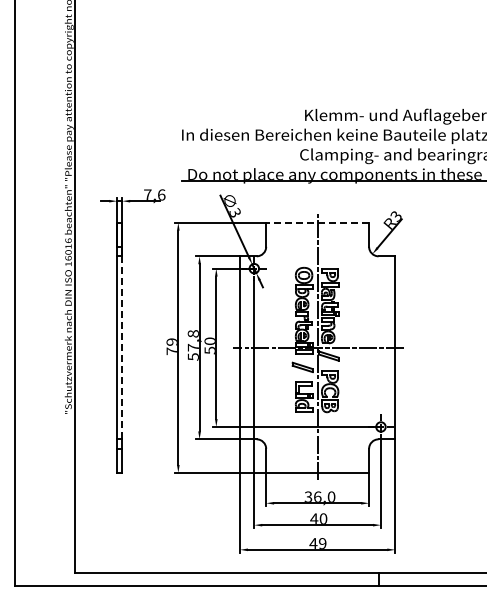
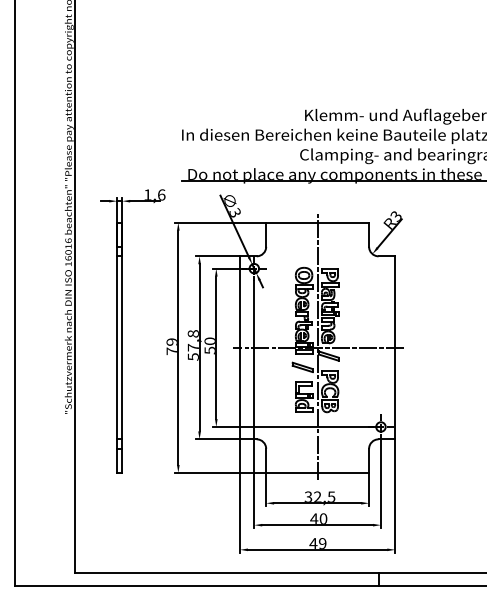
text: 7,6 -> 1,6 (147, 194)
line: dashed -> solid (317, 222)
line: dashed -> solid (122, 347)
text: 36,0 -> 32,5 (324, 496)
